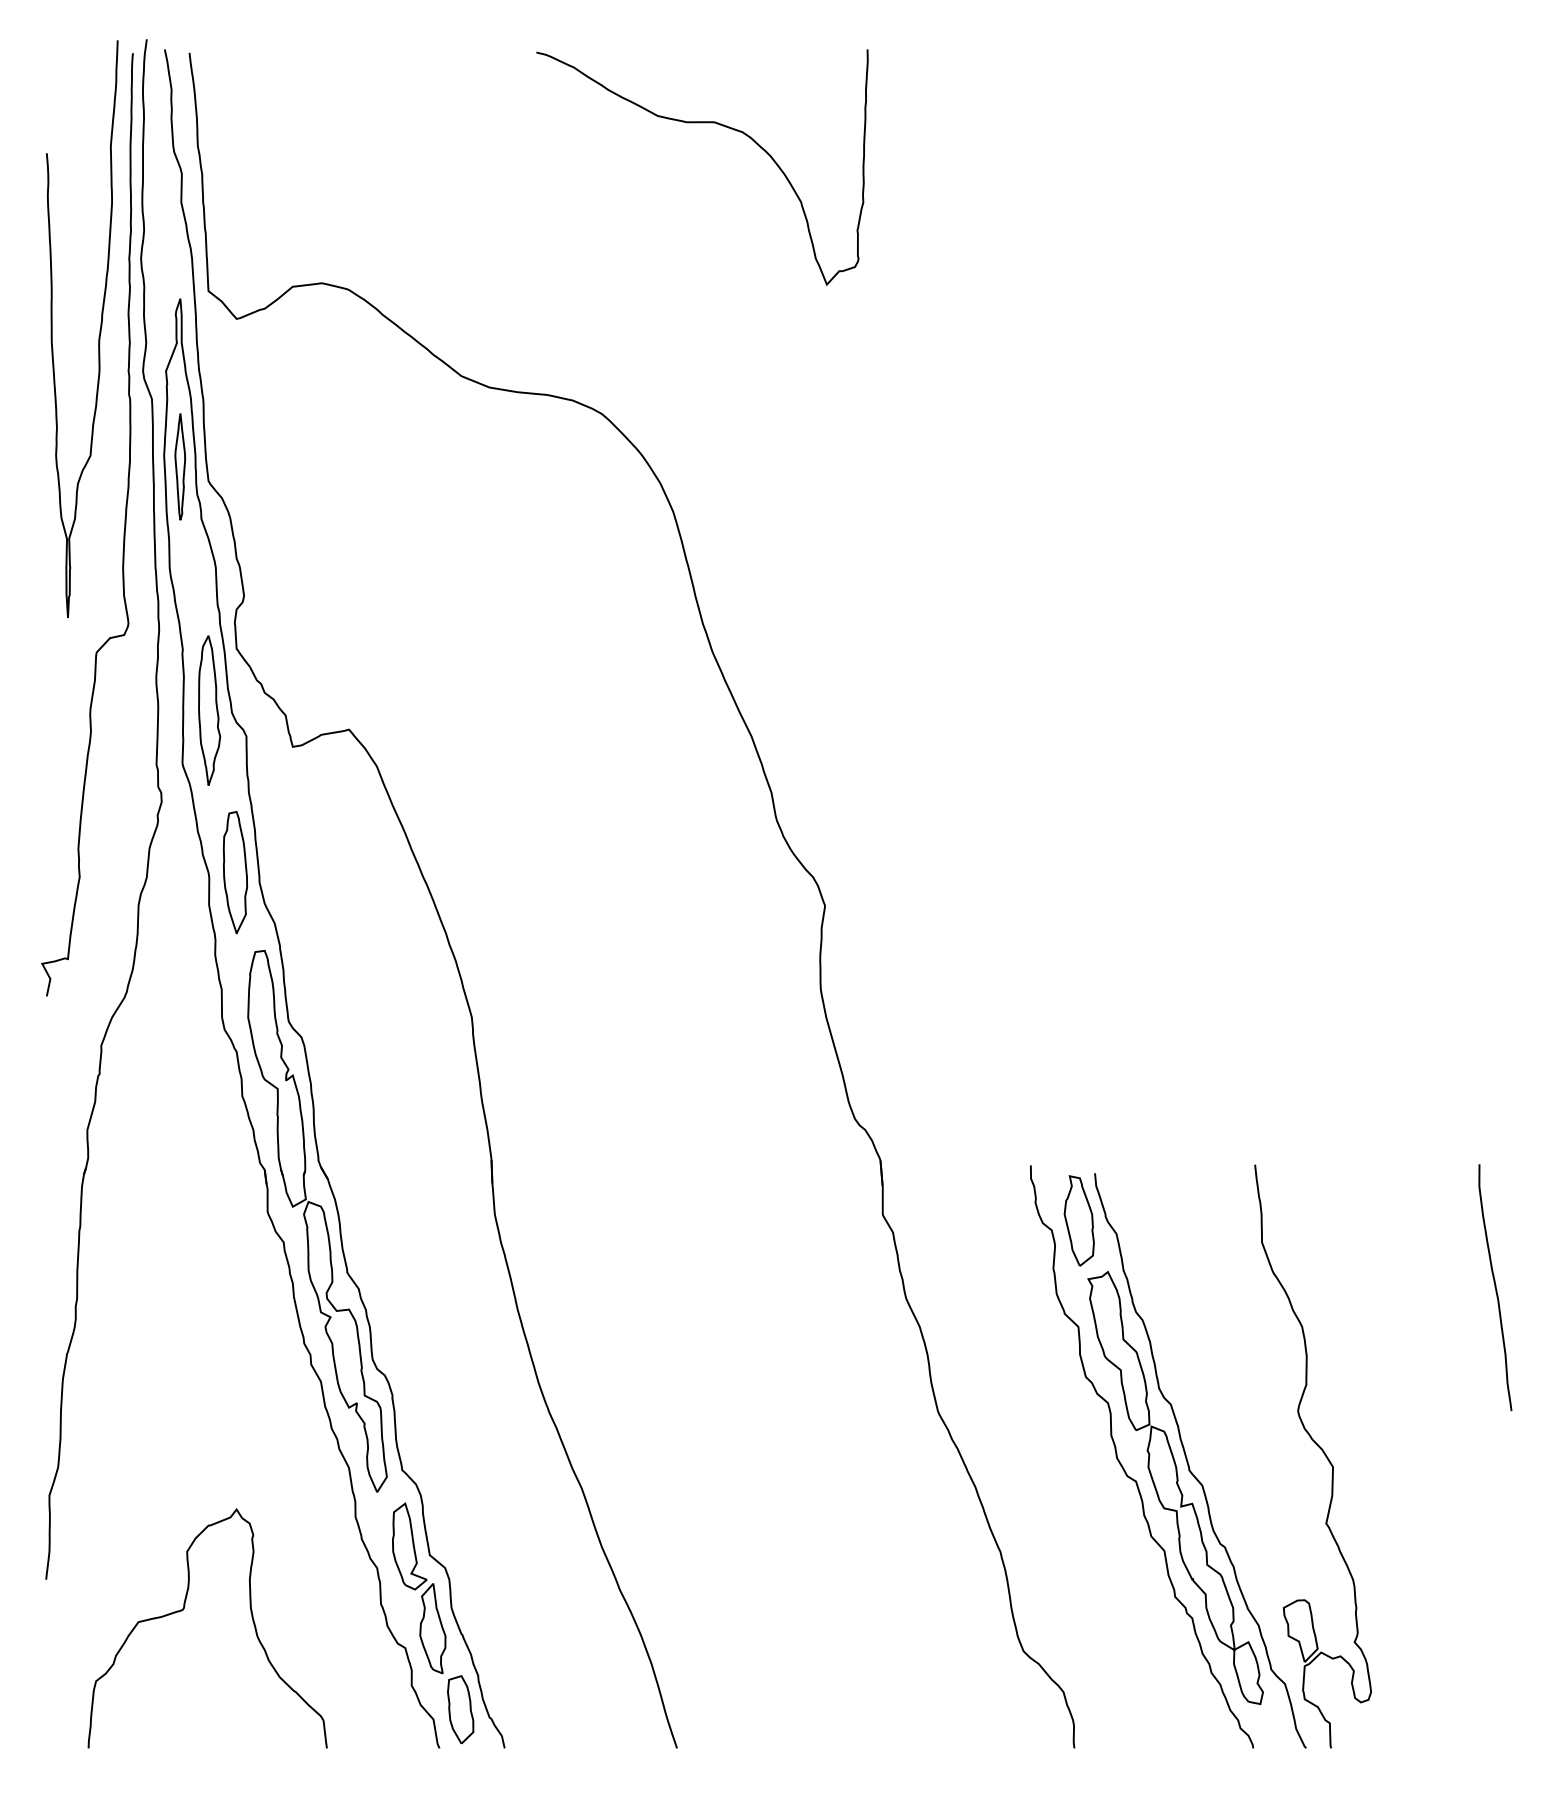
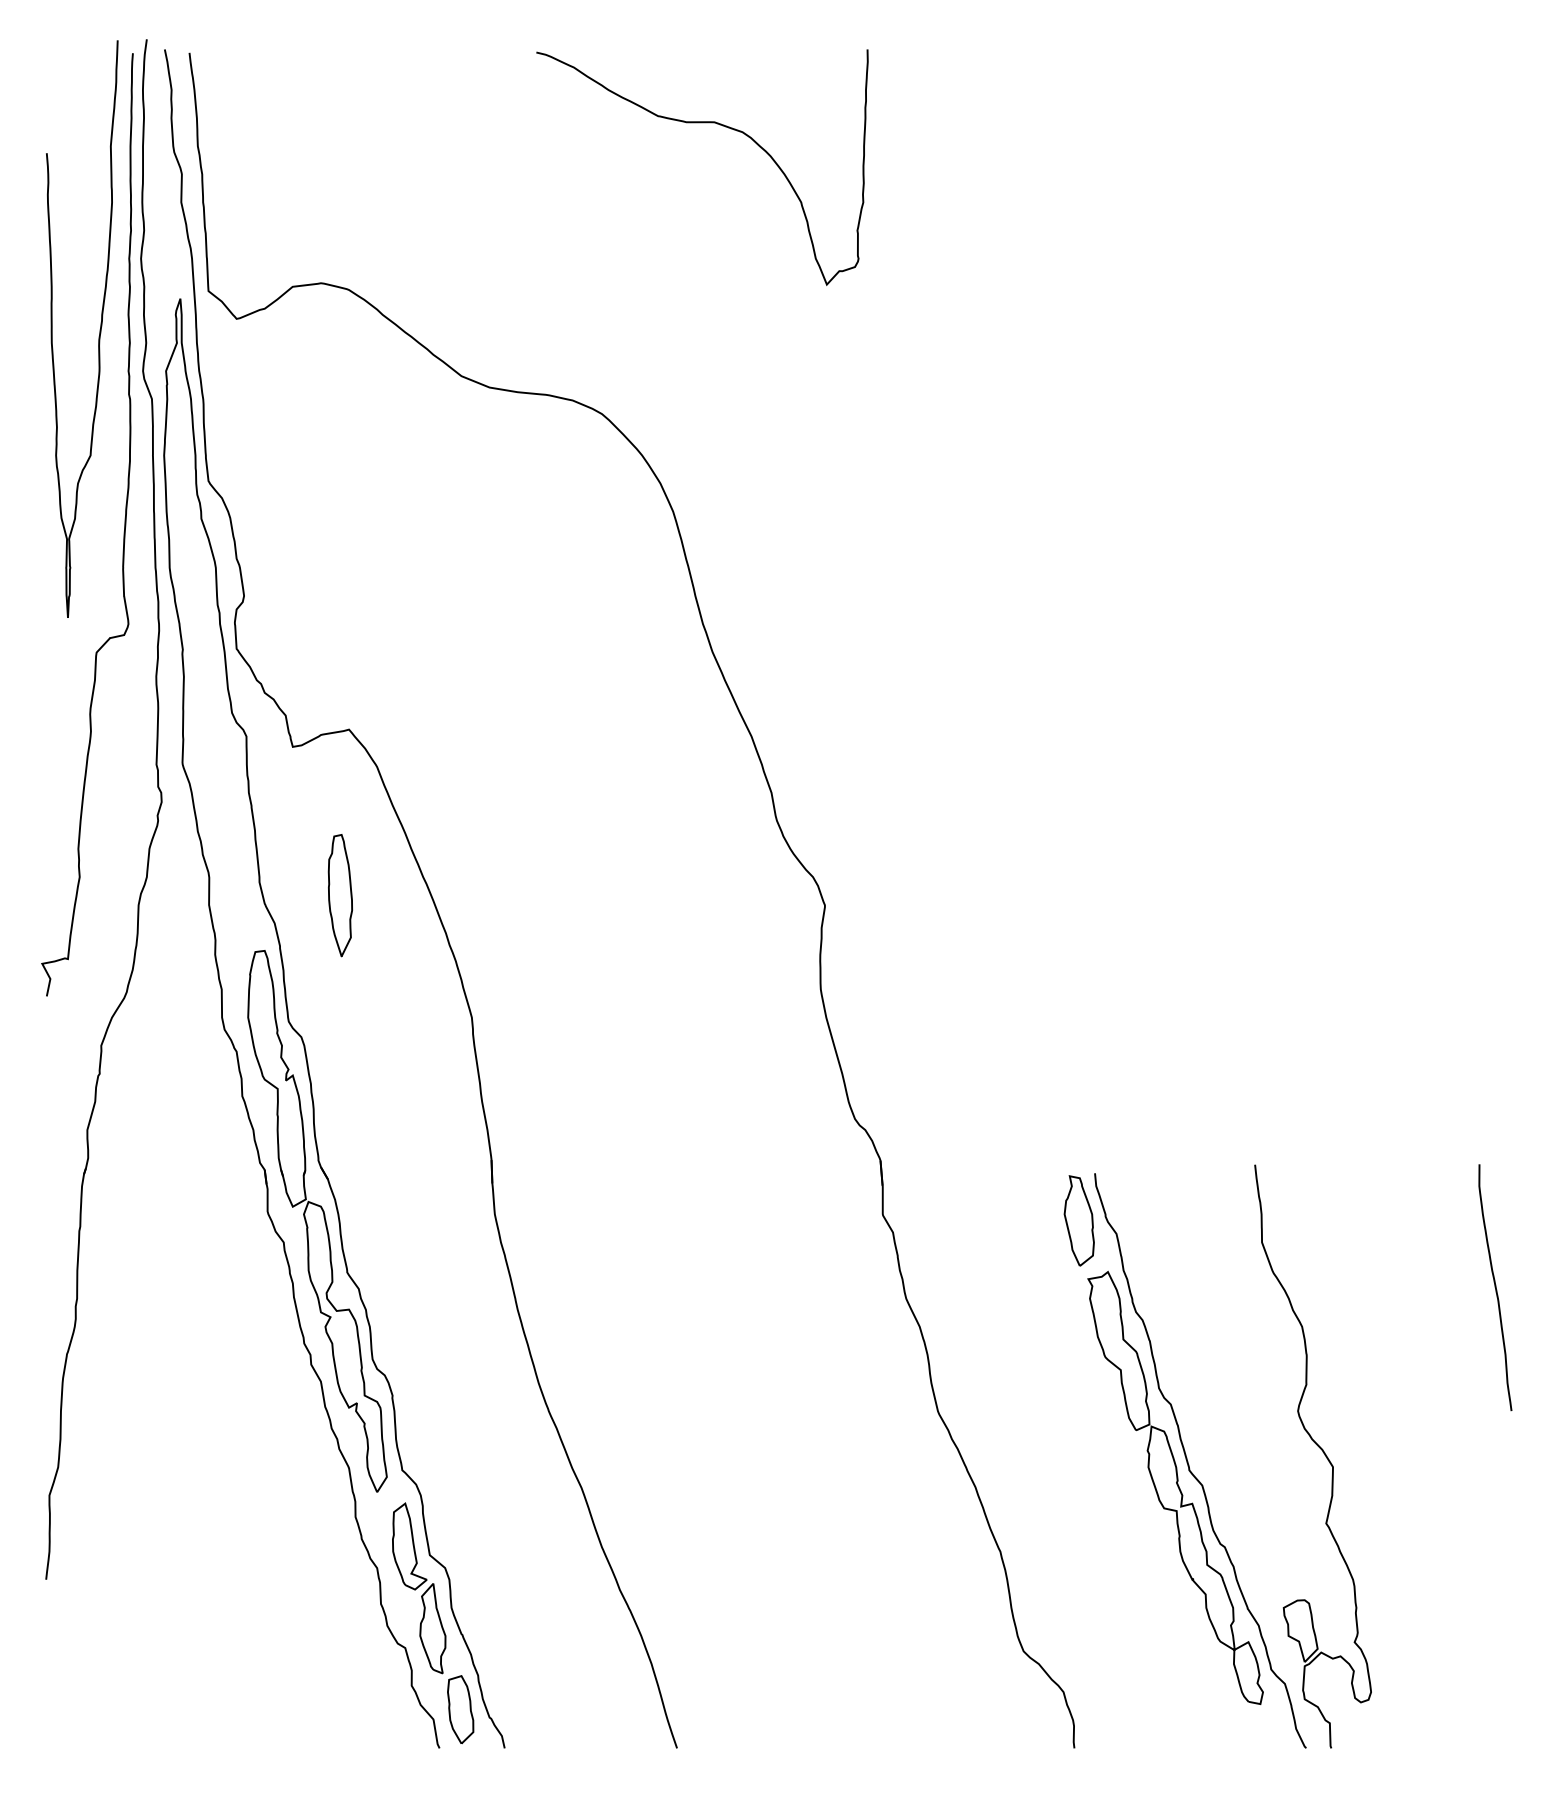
part: present -> none (179, 466)
part: present -> none (209, 710)
part position: (234, 872) -> (339, 895) (339, 895)
curve: present -> none (1123, 1466)
curve: present -> none (184, 1609)
